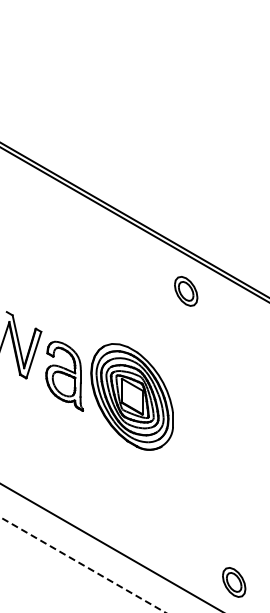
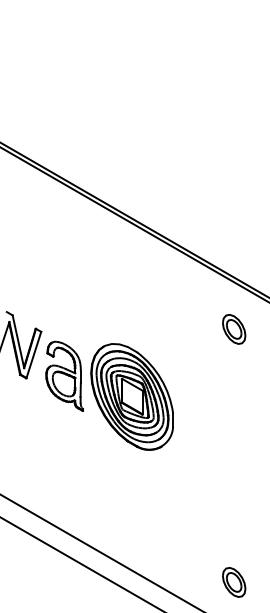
part position: (186, 291) -> (234, 329) (234, 329)
line position: (110, 546) -> (101, 552) (101, 552)
line: dashed -> solid (82, 564)
